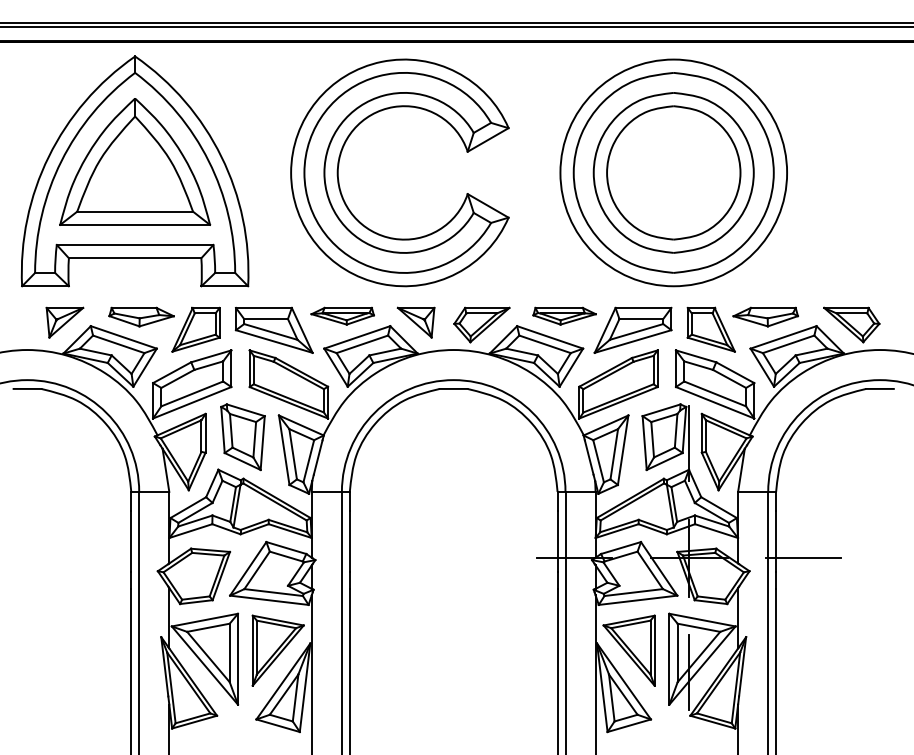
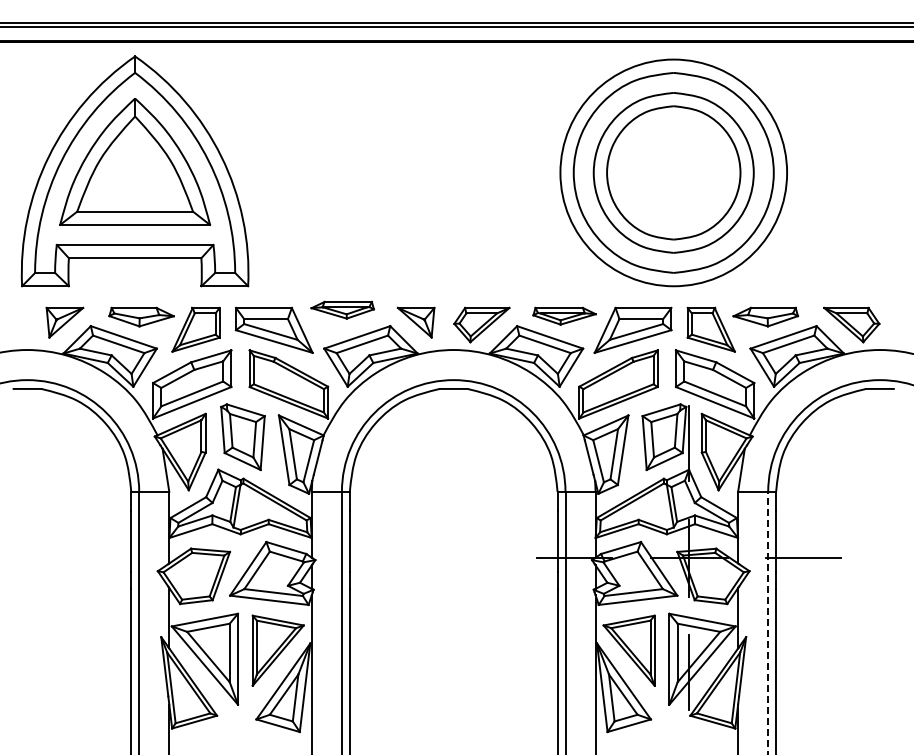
part: present -> none (339, 165)
part position: (342, 315) -> (342, 309) (342, 309)
line: solid -> dashed (768, 622)
